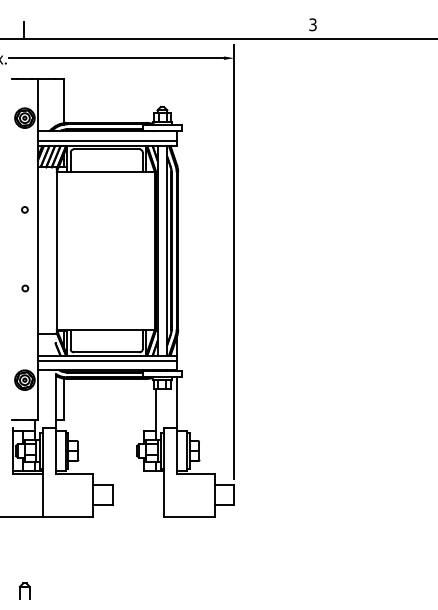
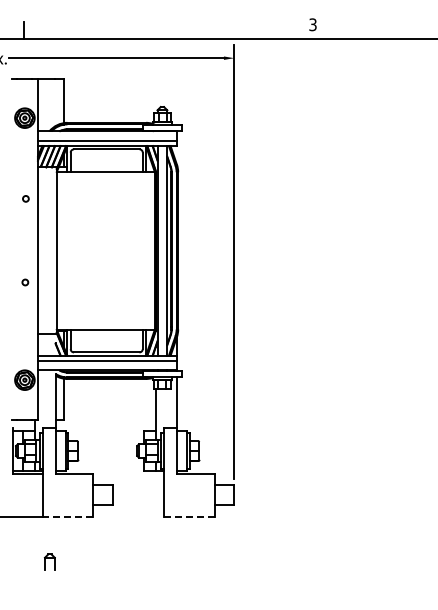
circle position: (24, 209) -> (25, 198) (25, 198)
circle position: (25, 288) -> (25, 282) (25, 282)
line: solid -> dashed (67, 516)
line: solid -> dashed (188, 516)
part position: (24, 590) -> (49, 561) (49, 561)
